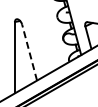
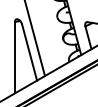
line: none -> present (35, 39)
line: dashed -> solid (29, 52)
